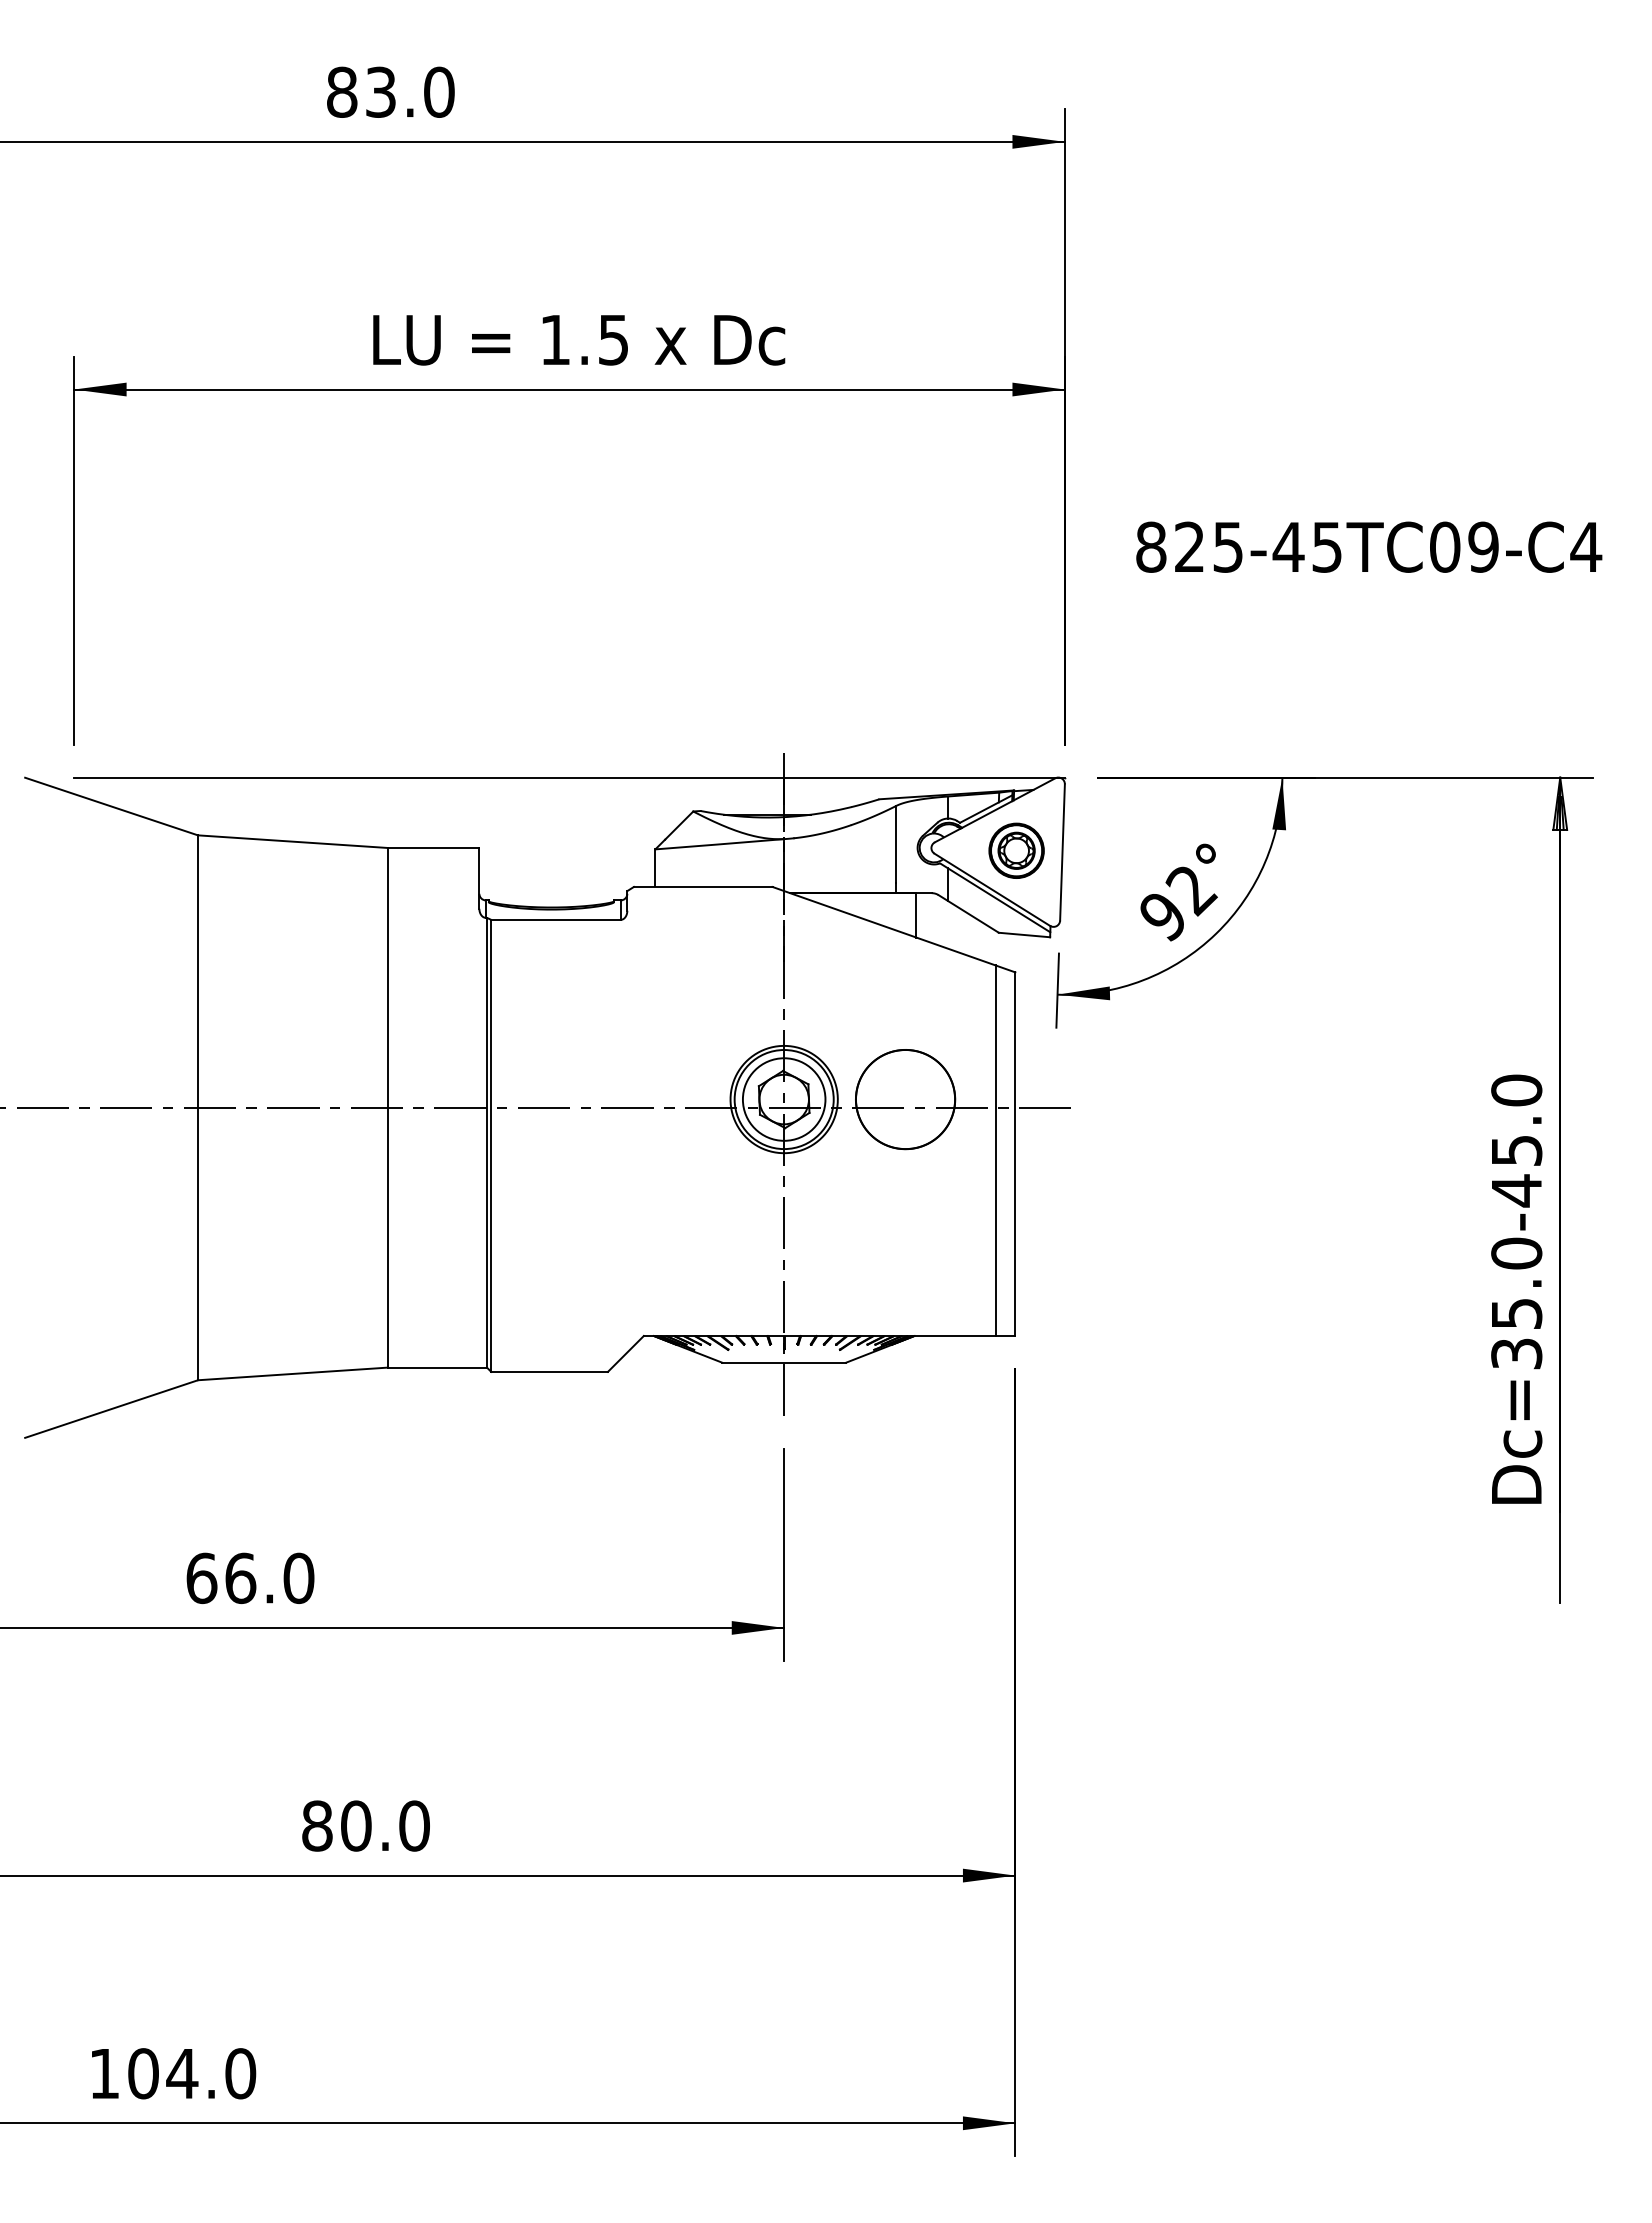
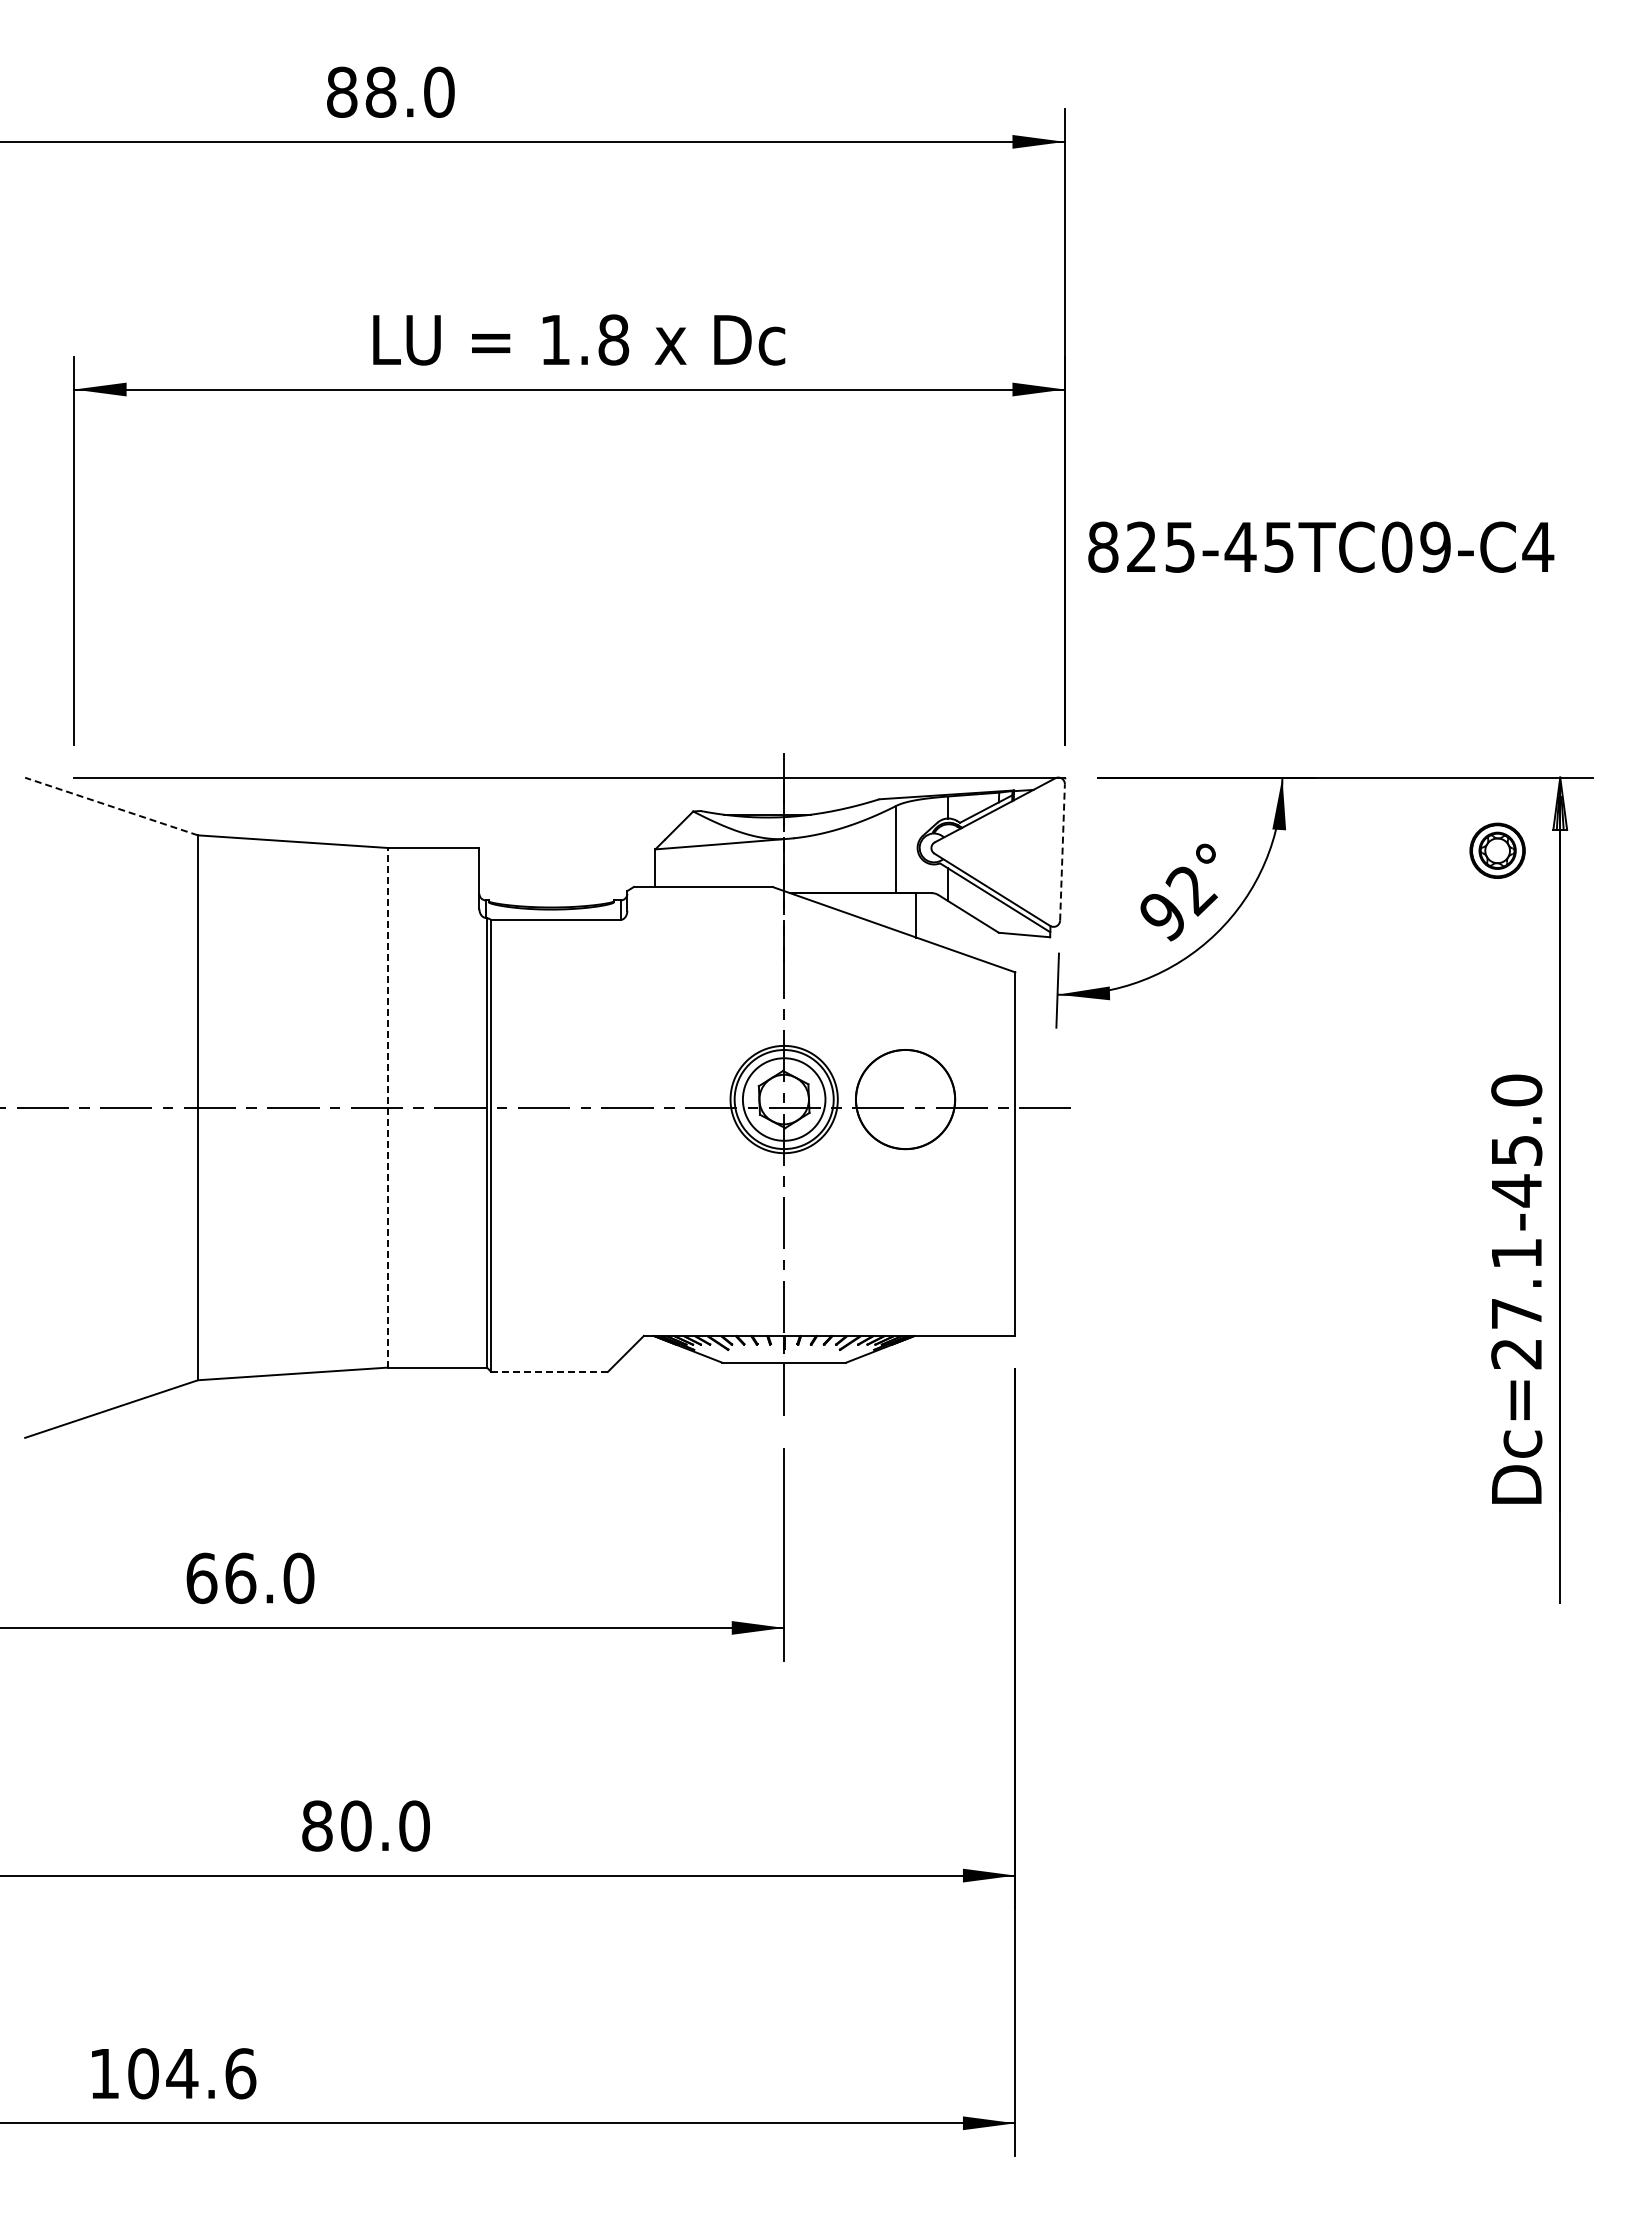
text: 83.0 -> 88.0 (380, 91)
text: 1.5 -> 1.8 (613, 339)
text position: (1369, 546) -> (1321, 546) (1321, 546)
line: solid -> dashed (111, 806)
part position: (1016, 850) -> (1497, 850) (1497, 850)
line: solid -> dashed (1062, 851)
line: solid -> dashed (387, 1107)
line: present -> none (995, 1150)
text: Dc=35.0-45.0 -> Dc=27.1-45.0 (1516, 1303)
line: solid -> dashed (550, 1371)
text: 104.0 -> 104.6 (240, 2073)
